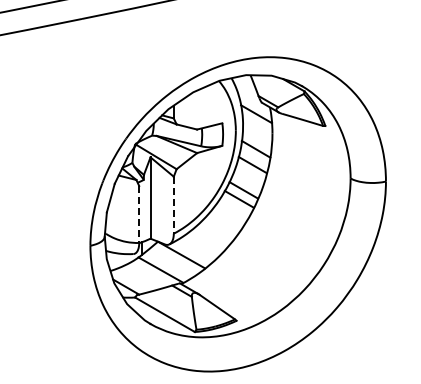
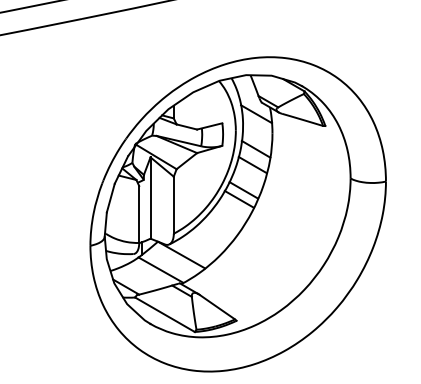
line: dashed -> solid (173, 205)
line: dashed -> solid (139, 215)
